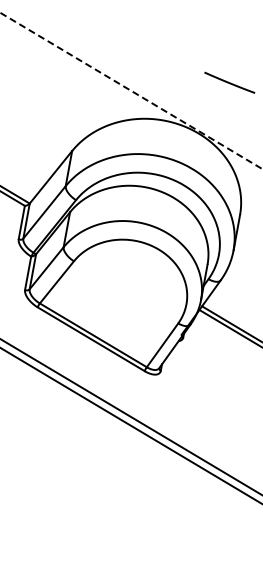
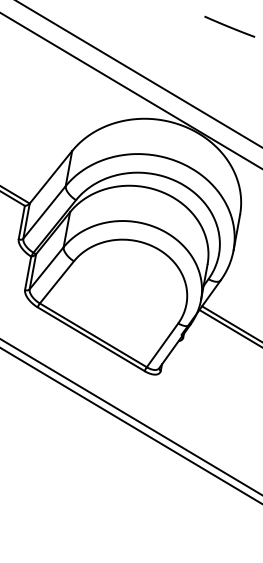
line: none -> present (138, 73)
line position: (229, 82) -> (229, 26) (229, 26)
line: dashed -> solid (131, 90)
